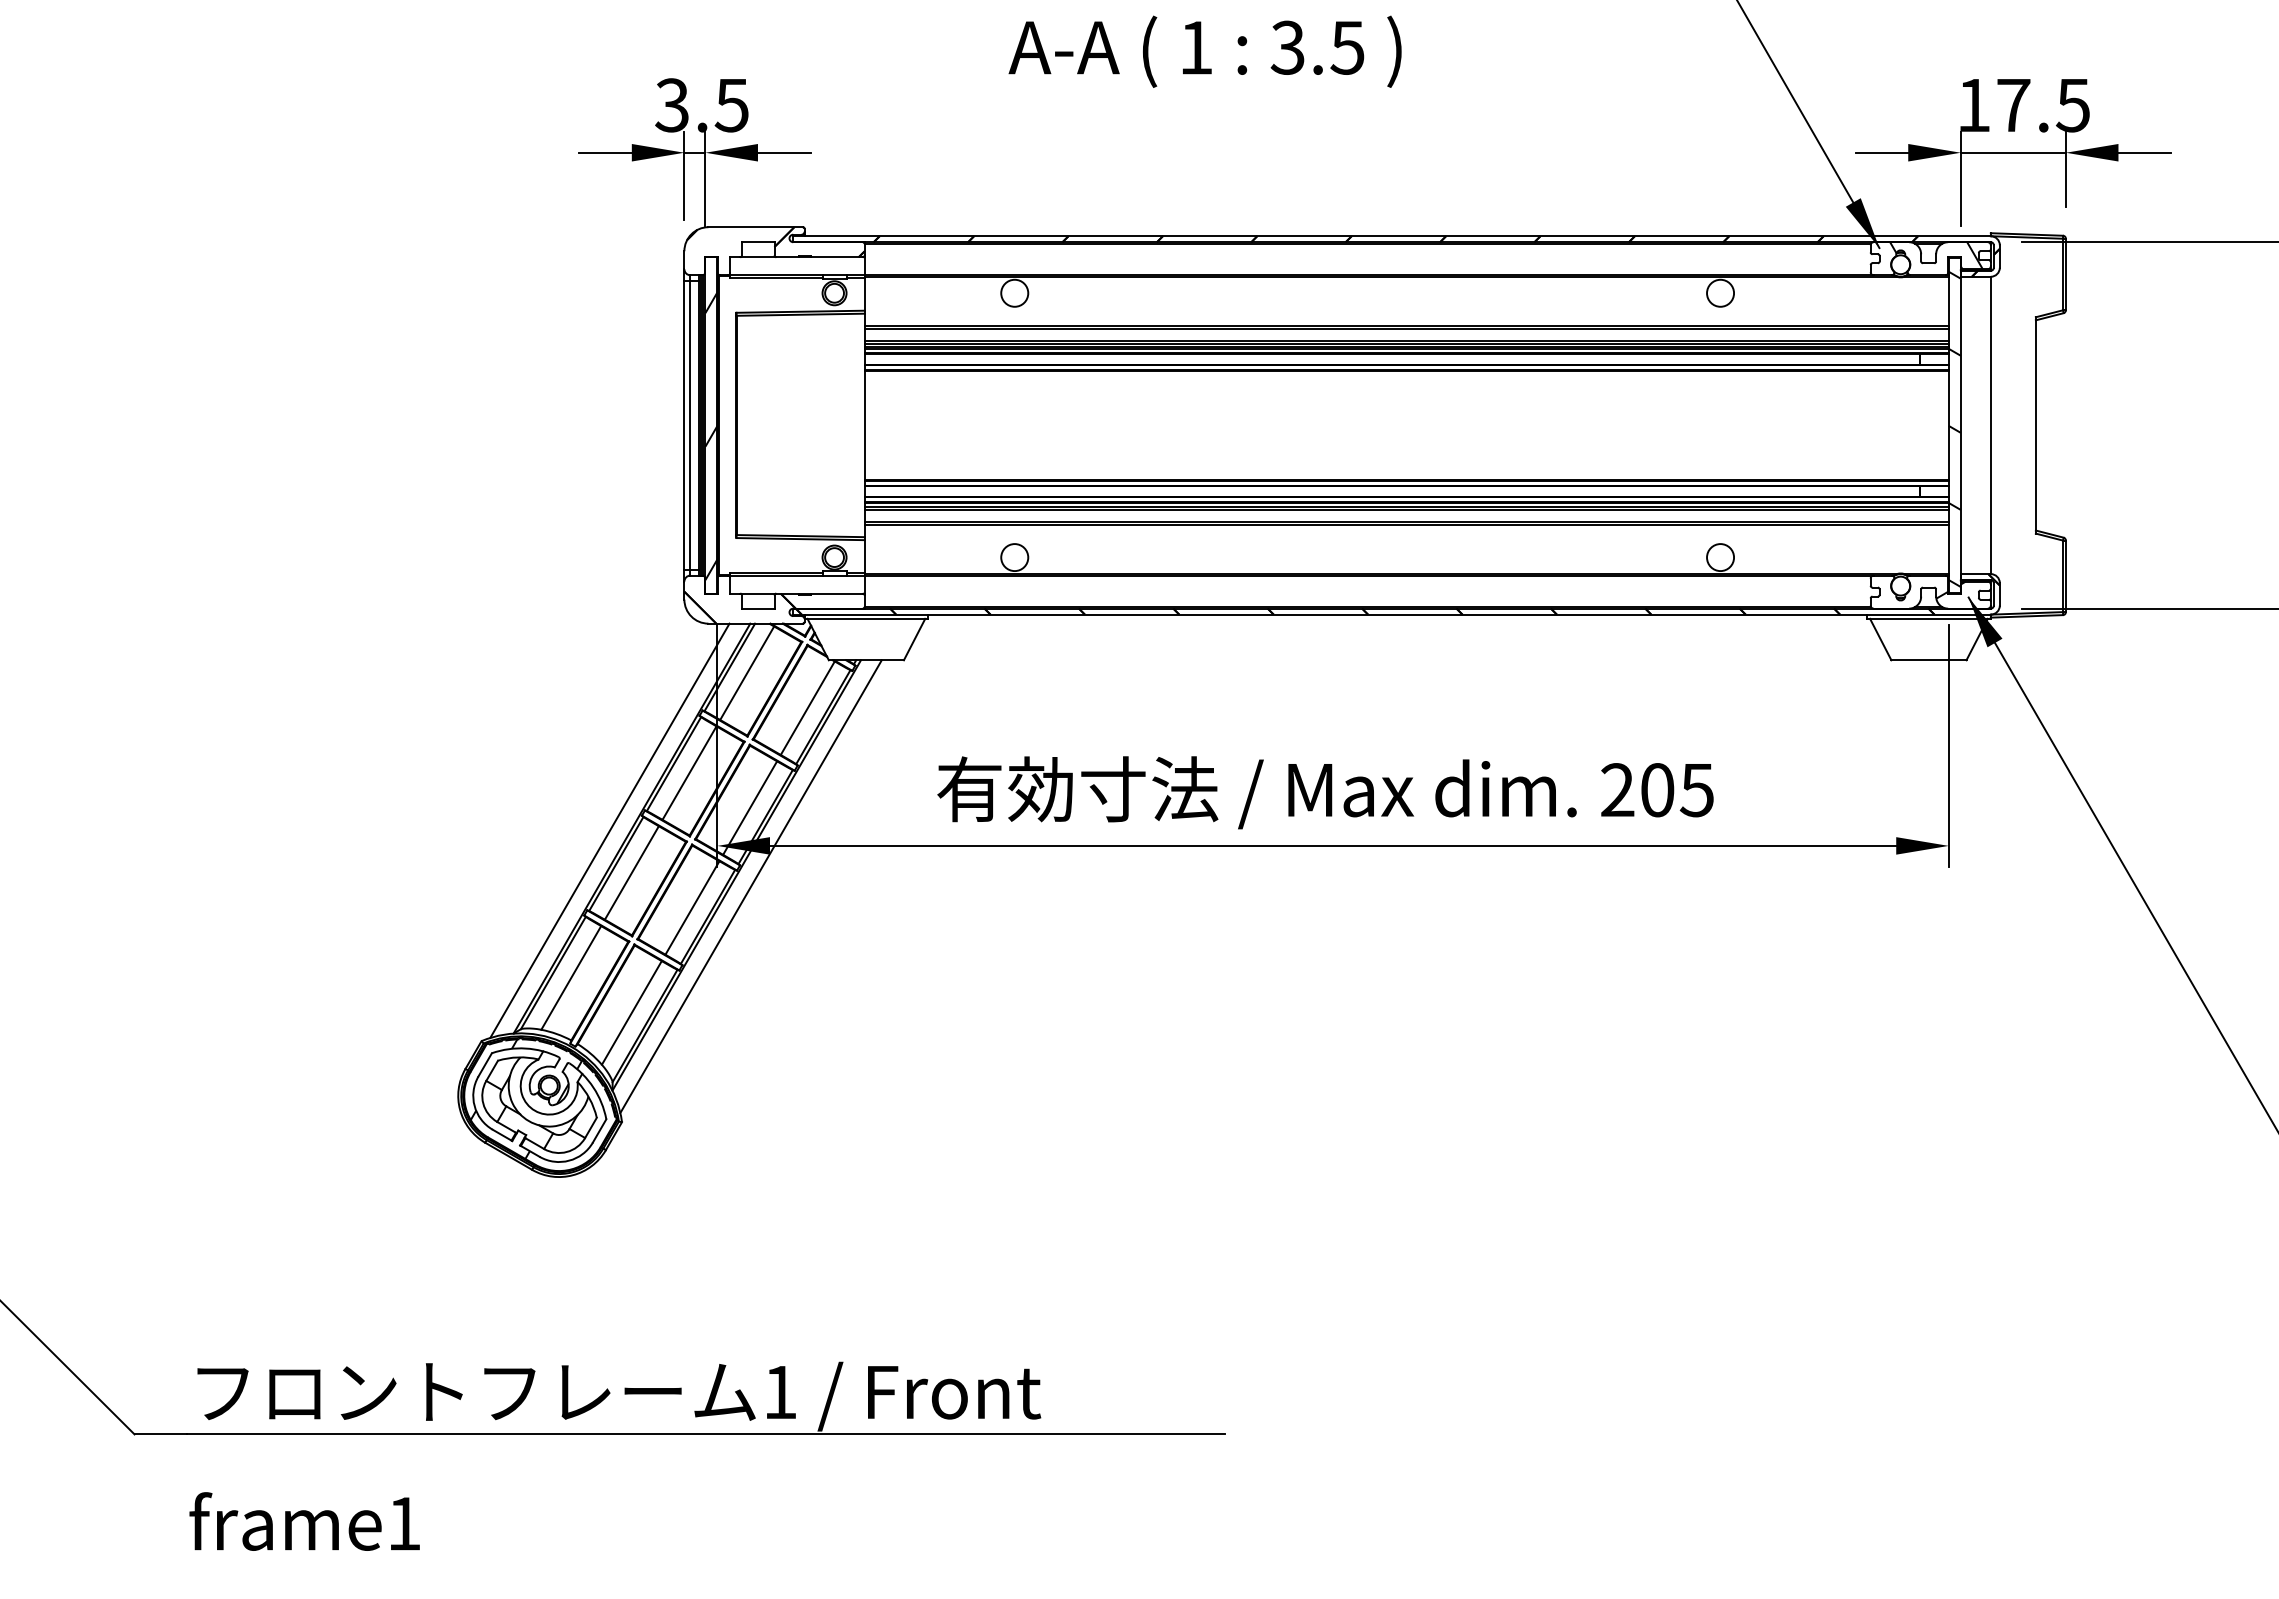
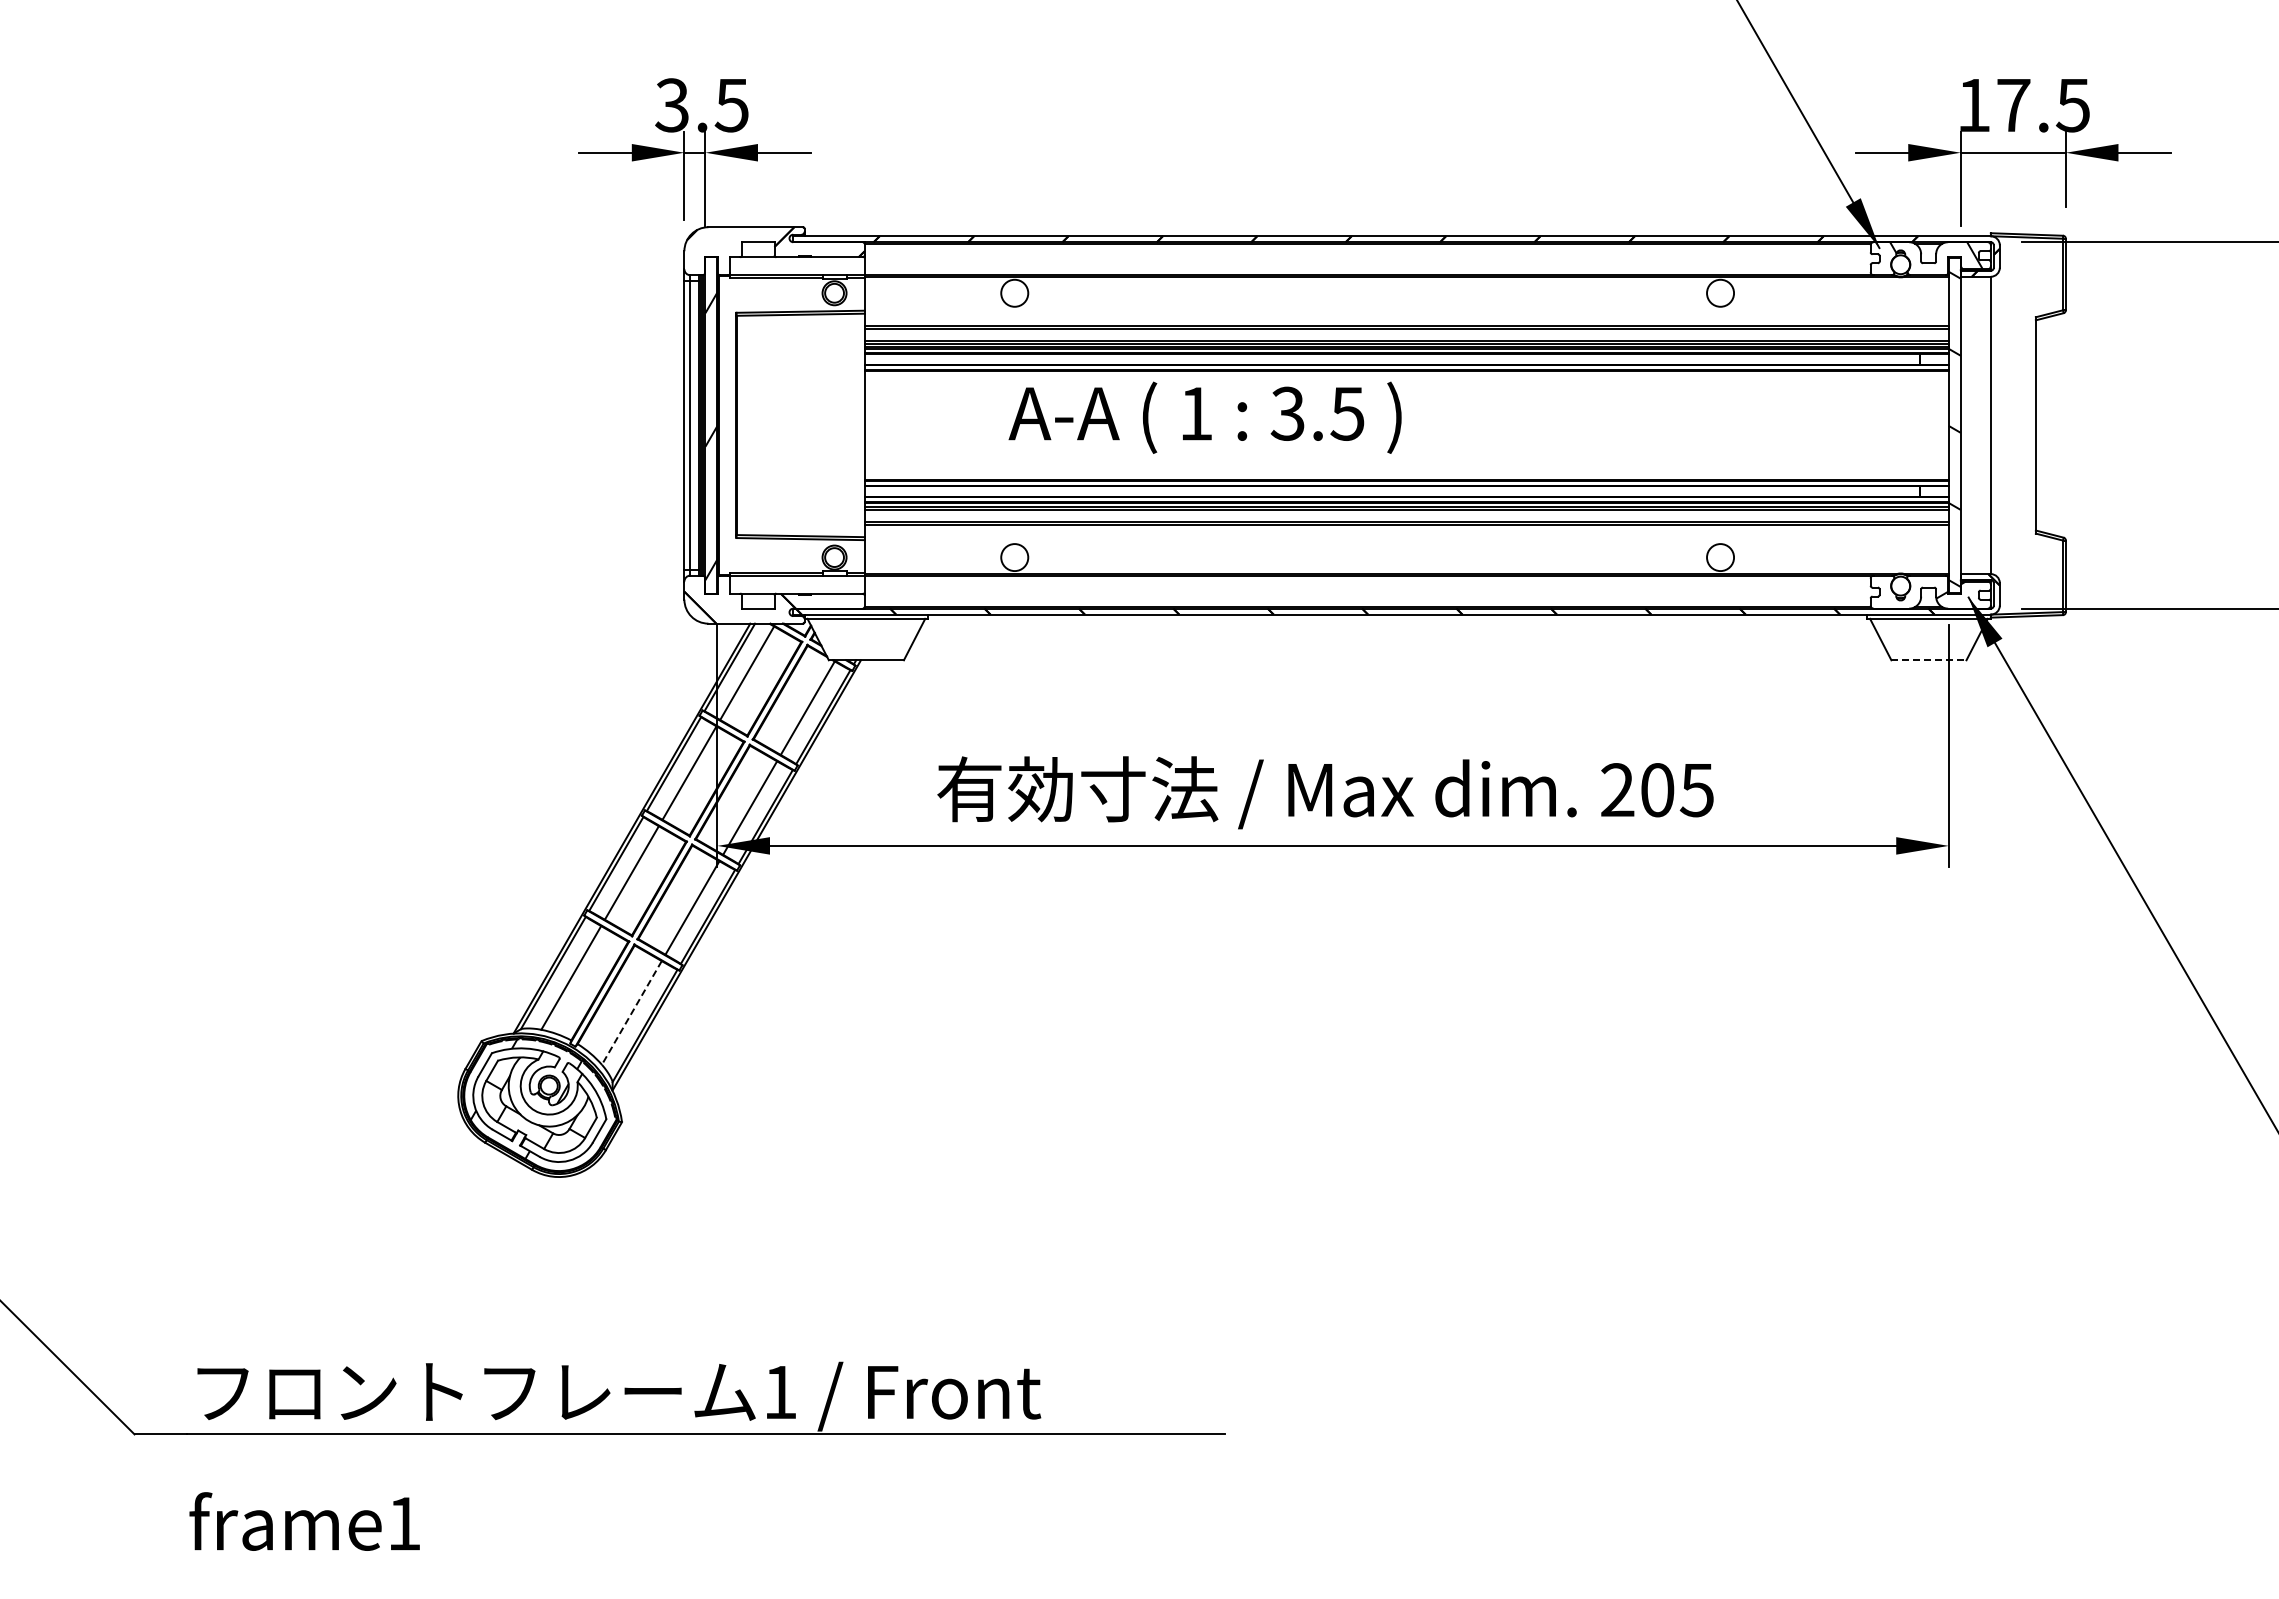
text position: (1204, 51) -> (1204, 417) (1204, 417)
line: solid -> dashed (1928, 660)
line: present -> none (609, 830)
line: present -> none (750, 886)
line: solid -> dashed (631, 1012)
